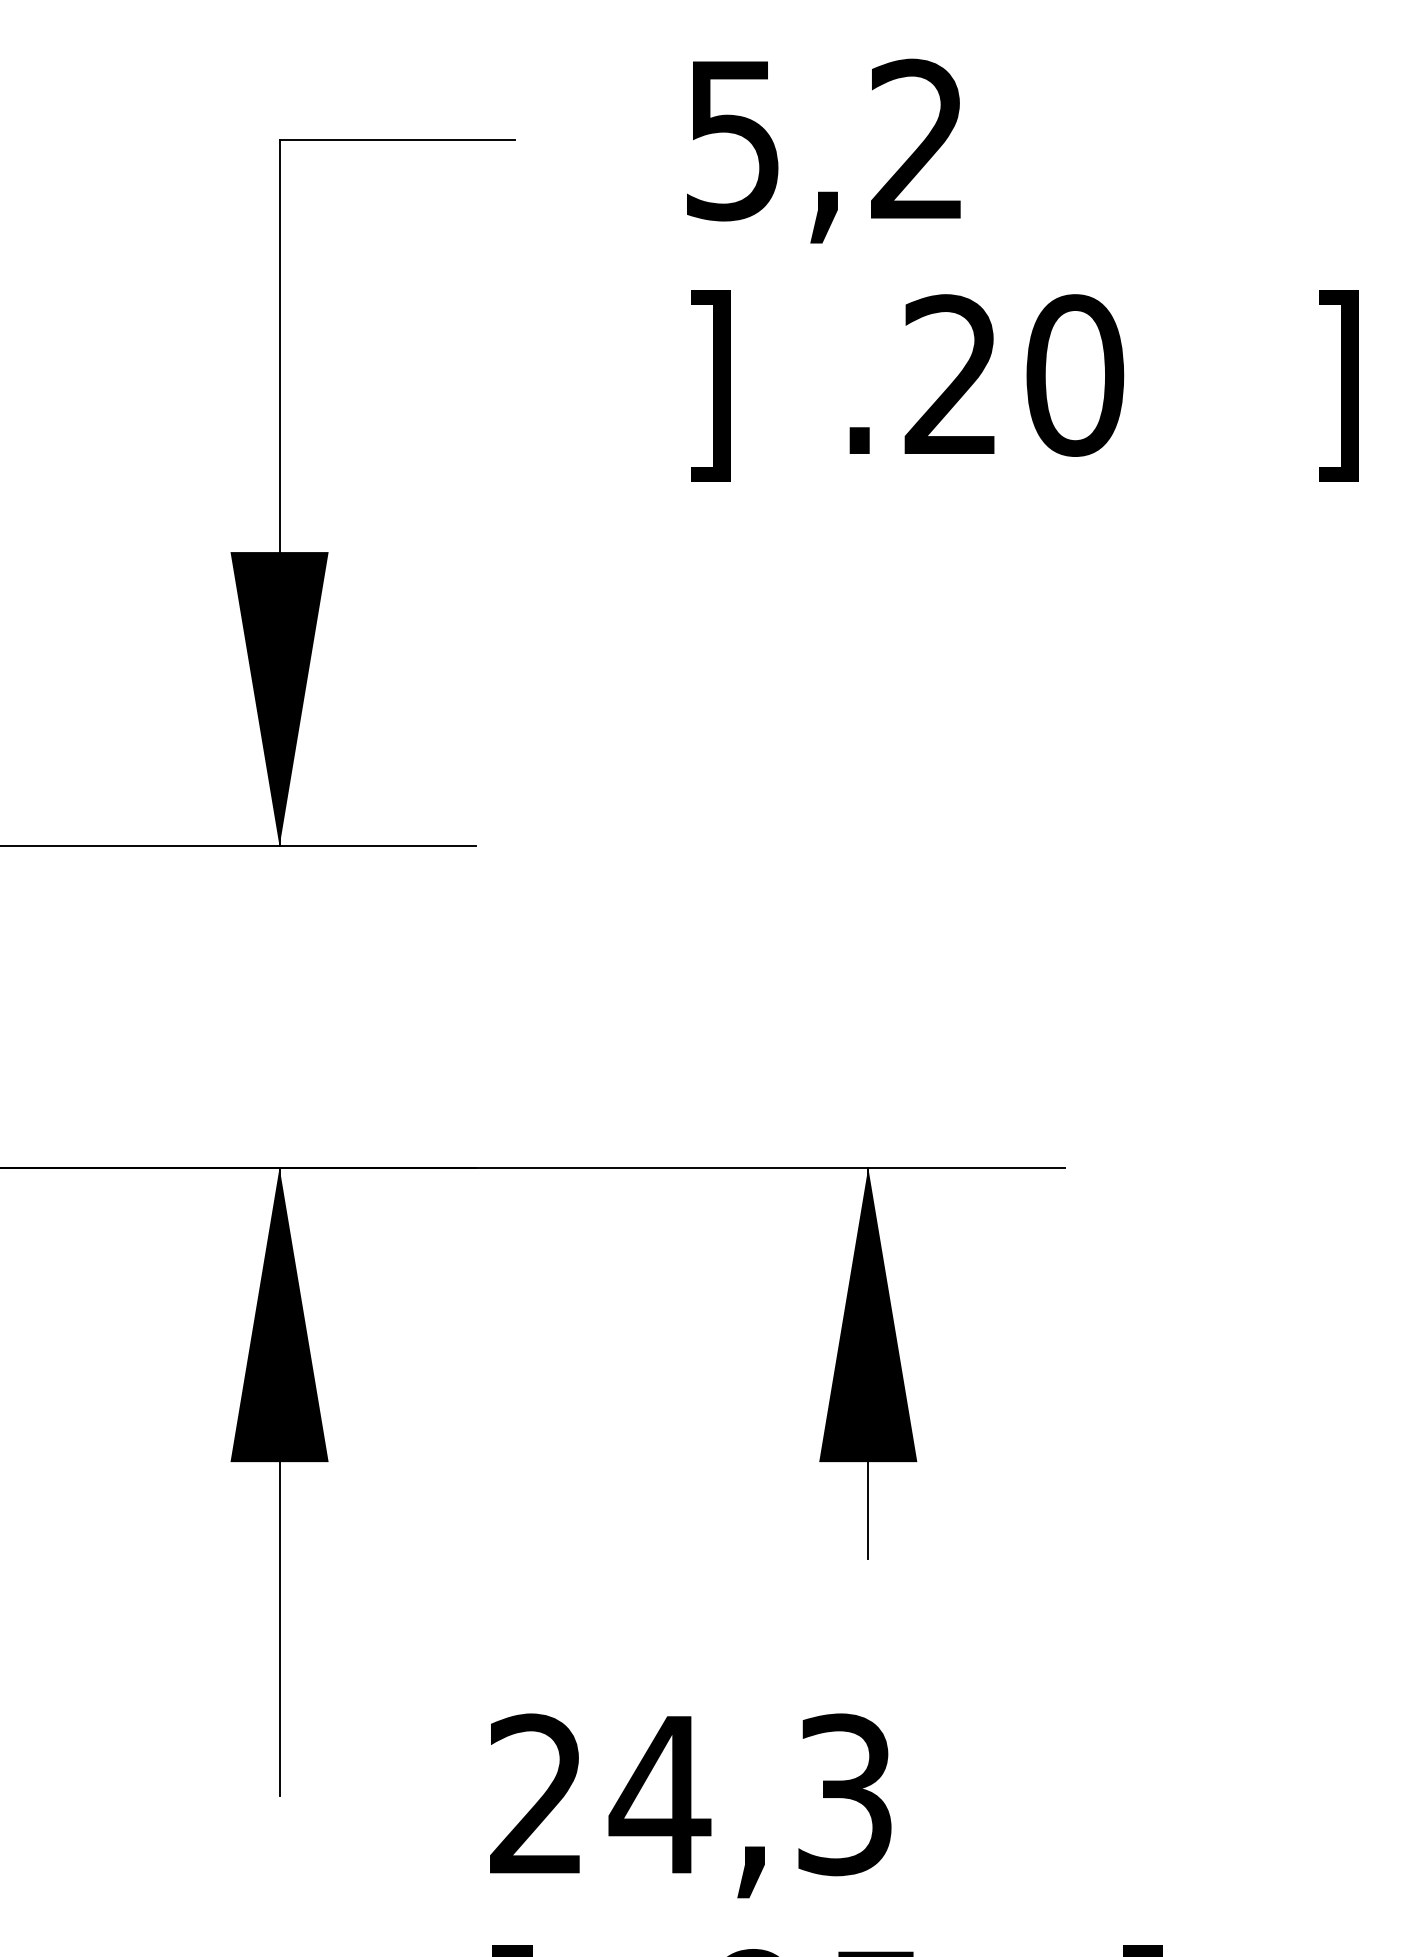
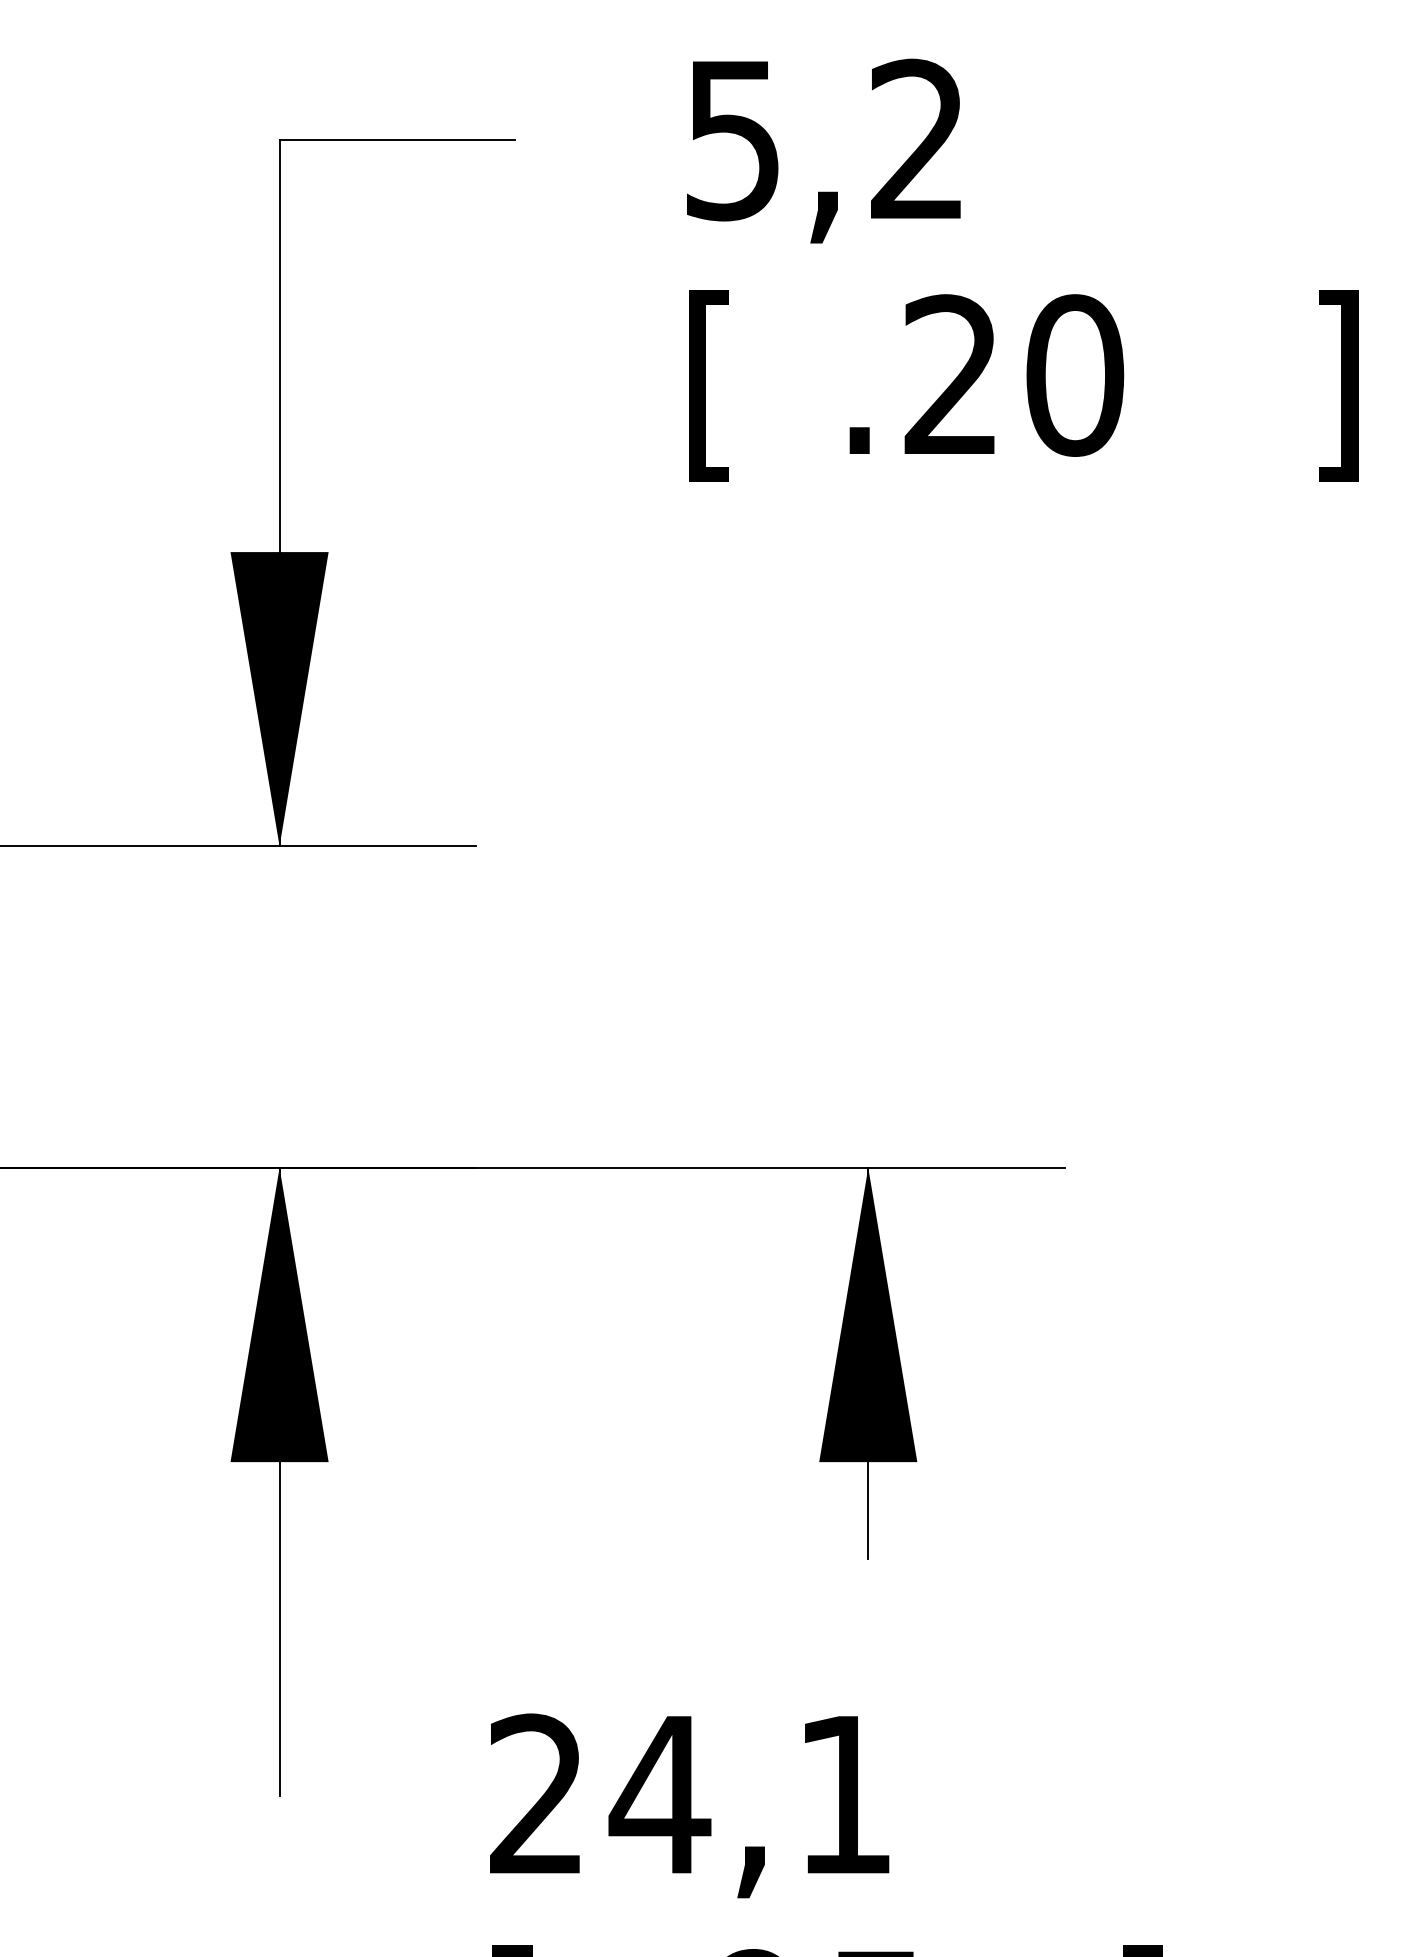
text: ] -> [ (709, 385)
text: 24,3 -> 24,1 (844, 1794)
